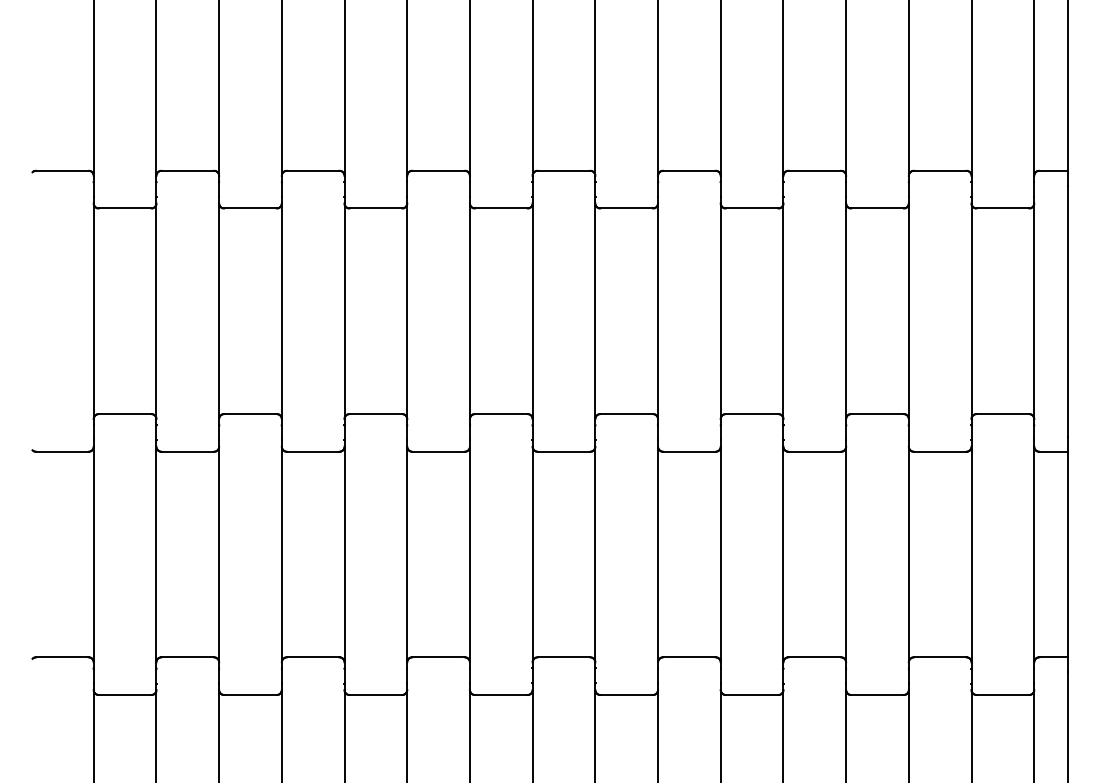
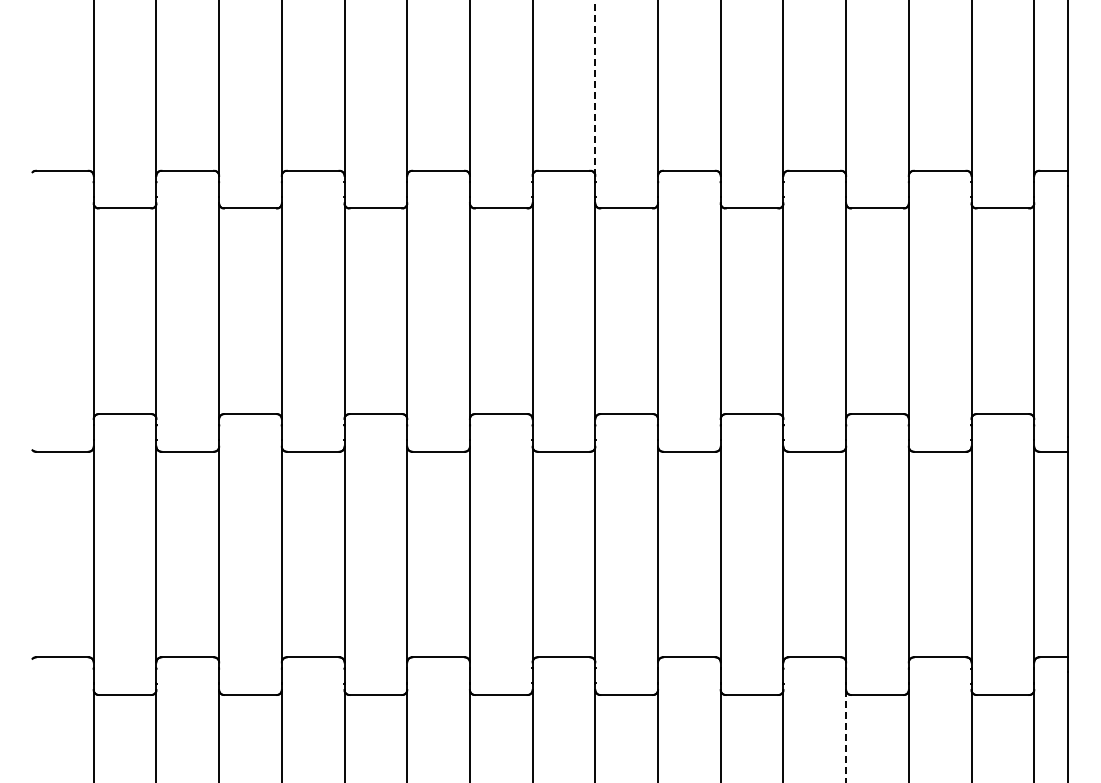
line: solid -> dashed (595, 87)
line: solid -> dashed (846, 735)
